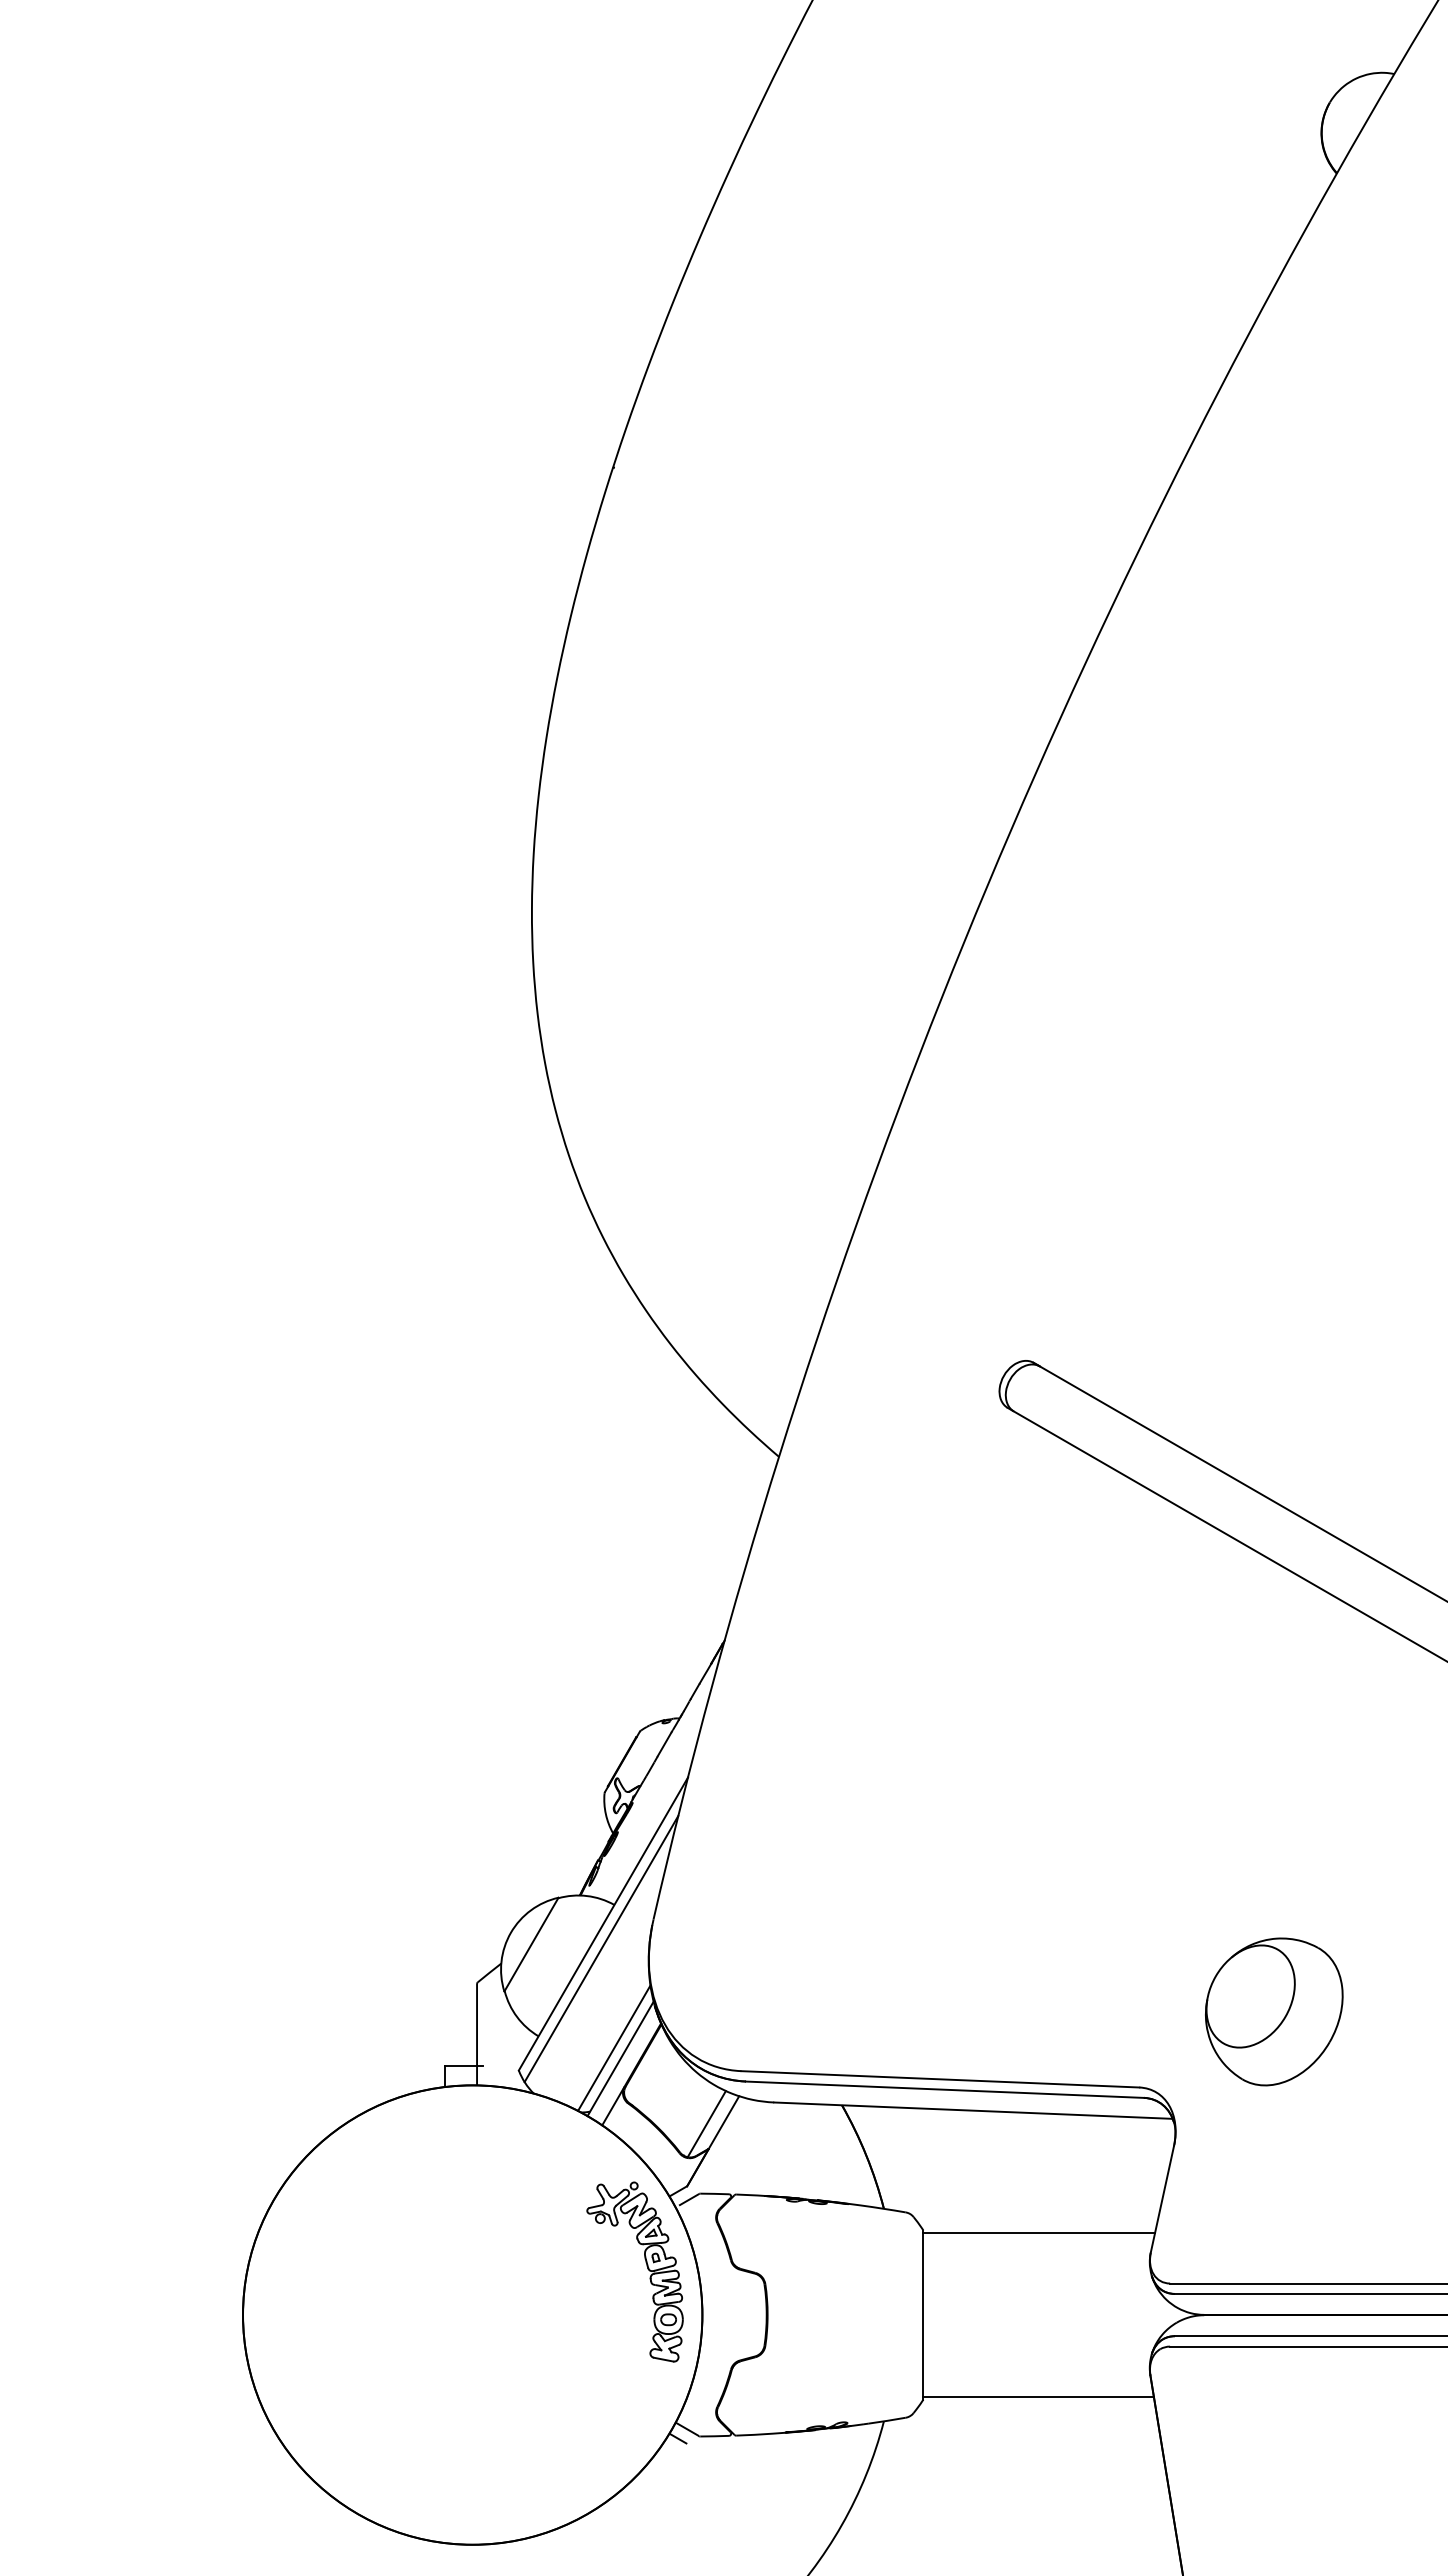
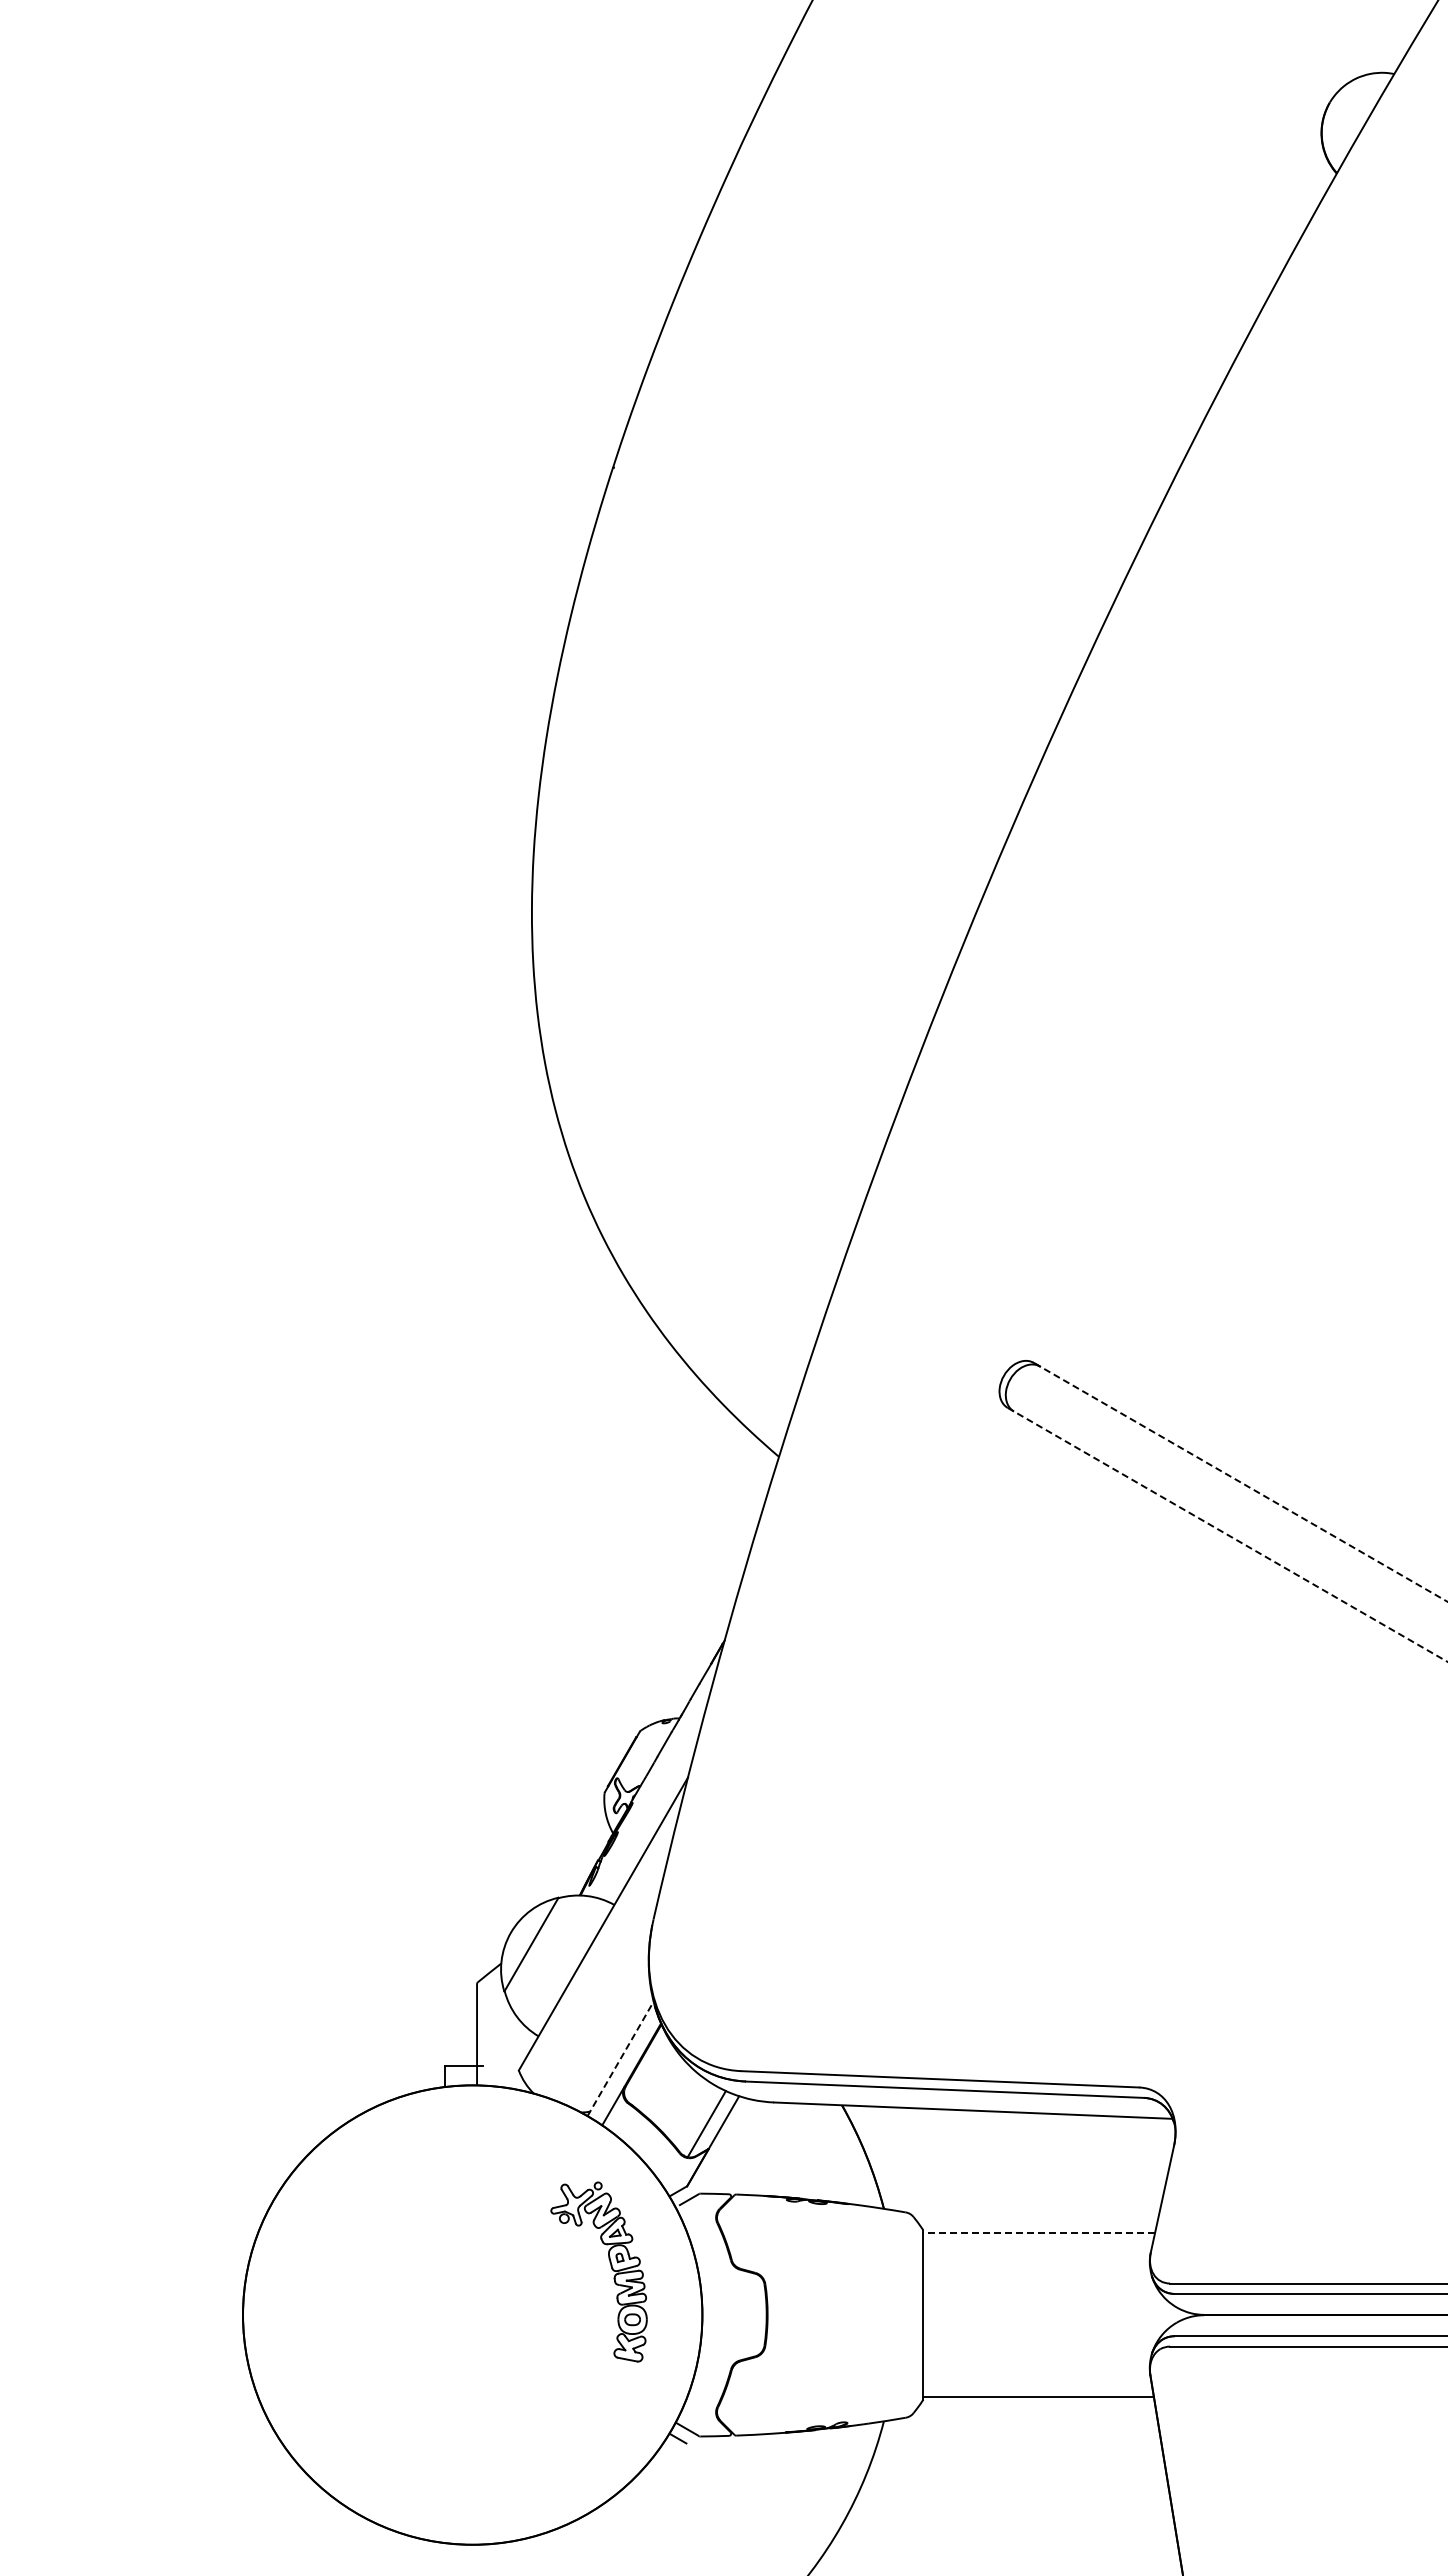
line: solid -> dashed (1240, 1482)
line: solid -> dashed (1227, 1534)
line: present -> none (601, 1948)
part: present -> none (1274, 2011)
line: present -> none (614, 2047)
line: solid -> dashed (620, 2058)
line: solid -> dashed (1039, 2232)
part position: (646, 2266) -> (610, 2266) (610, 2266)
